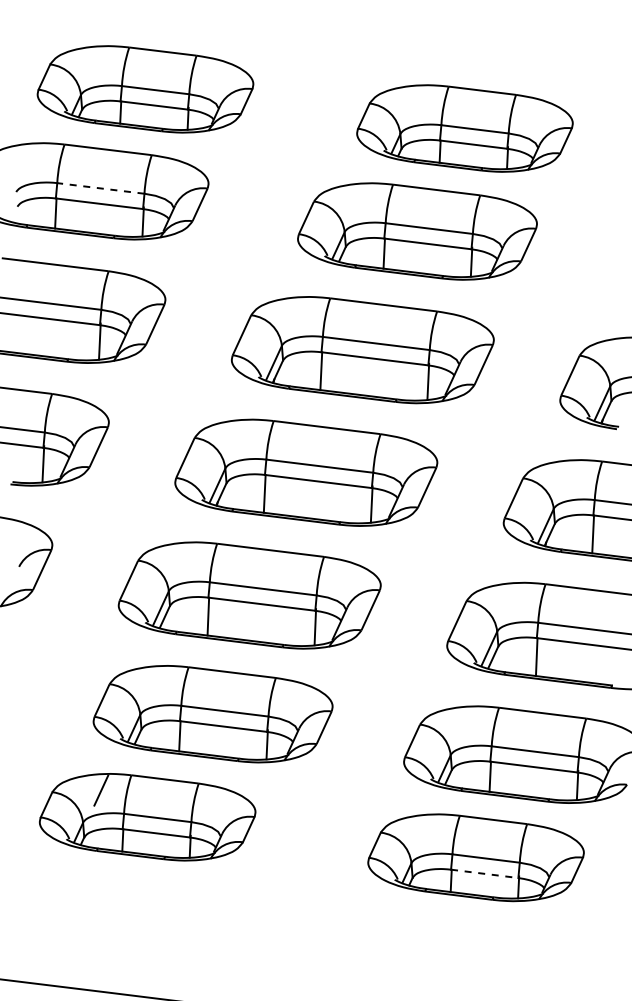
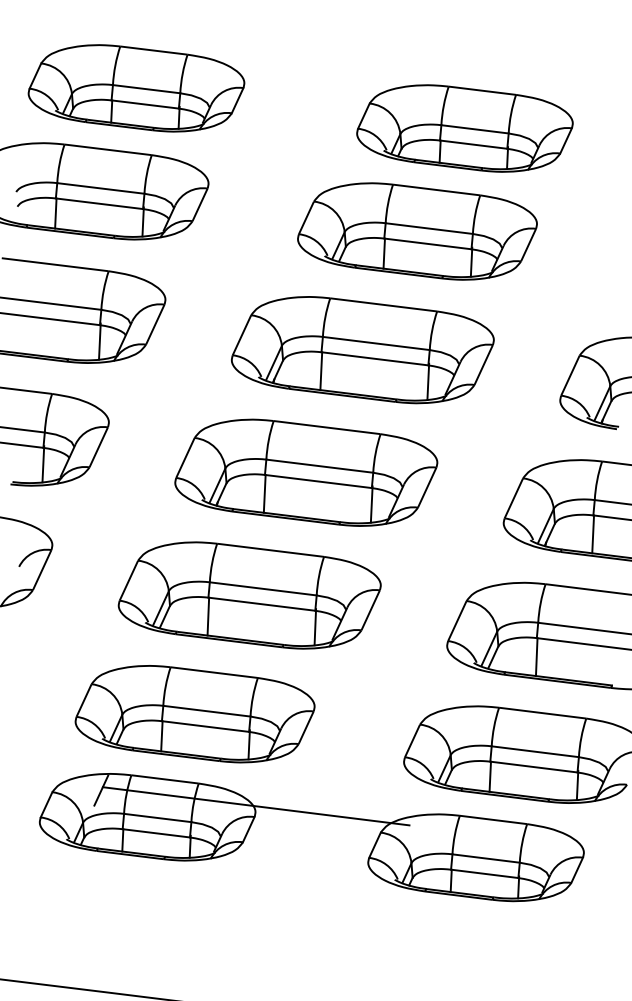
part position: (145, 89) -> (136, 88) (136, 88)
line: dashed -> solid (101, 188)
part position: (212, 714) -> (194, 714) (194, 714)
line: none -> present (255, 806)
line: dashed -> solid (485, 873)
